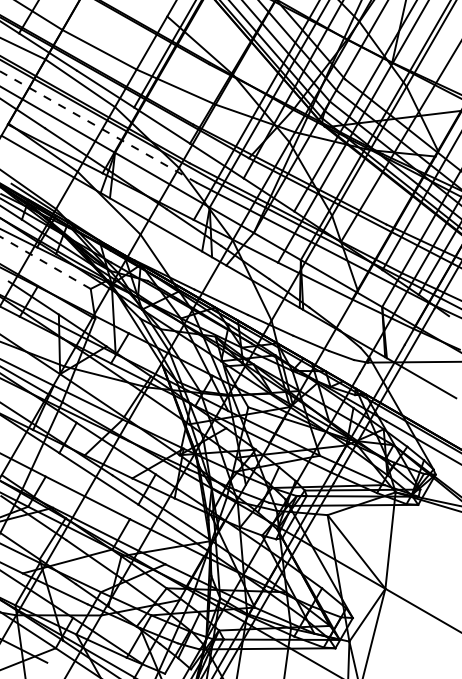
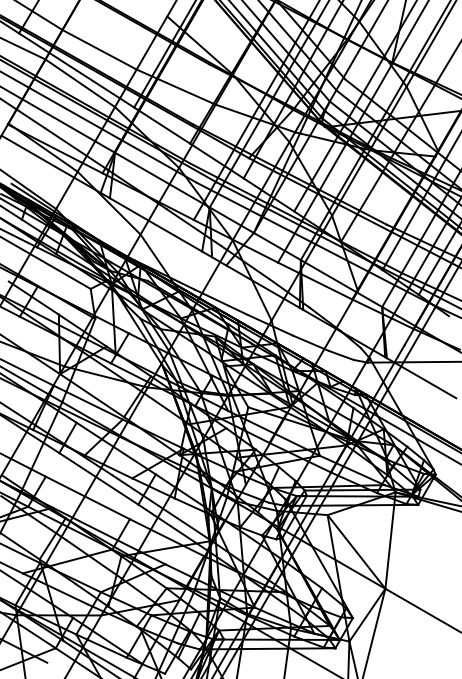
line: dashed -> solid (98, 127)
line: dashed -> solid (45, 262)
